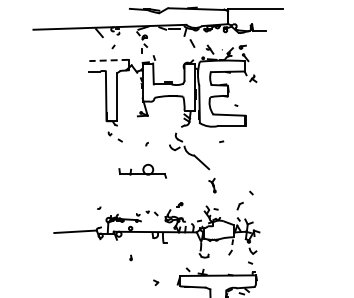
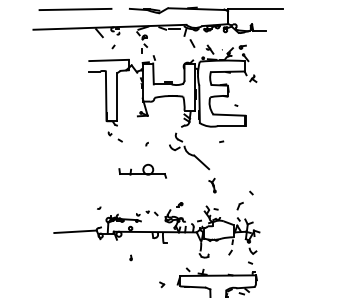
line: none -> present (75, 9)
line: dashed -> solid (108, 60)
part position: (156, 282) -> (162, 284) (162, 284)
